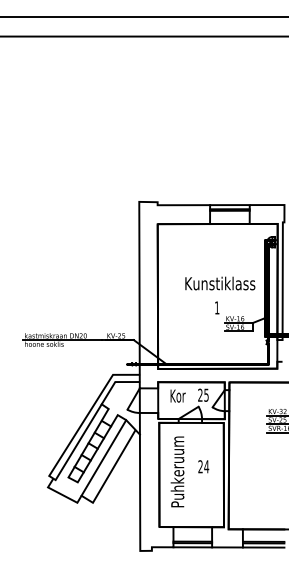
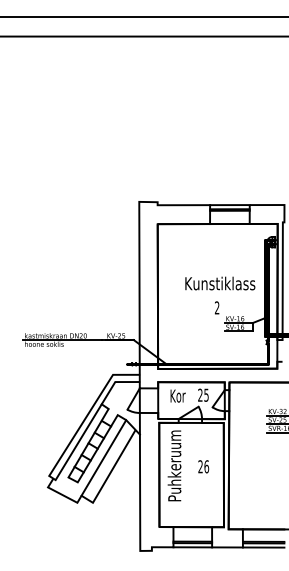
text: 1 -> 2 (216, 307)
text: 24 -> 26 (206, 466)
text position: (177, 471) -> (174, 465) (174, 465)
